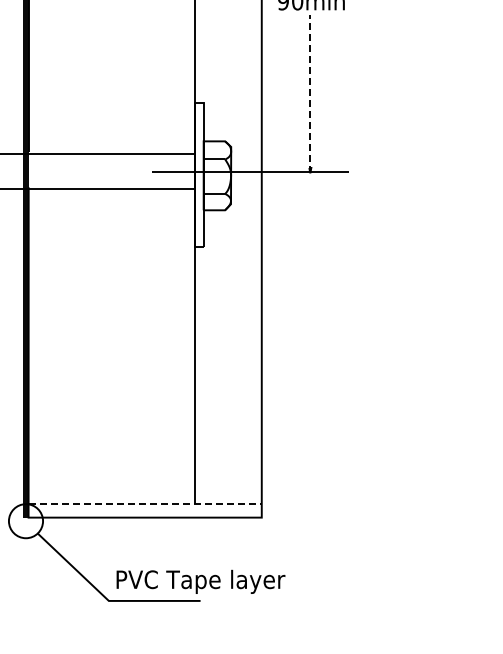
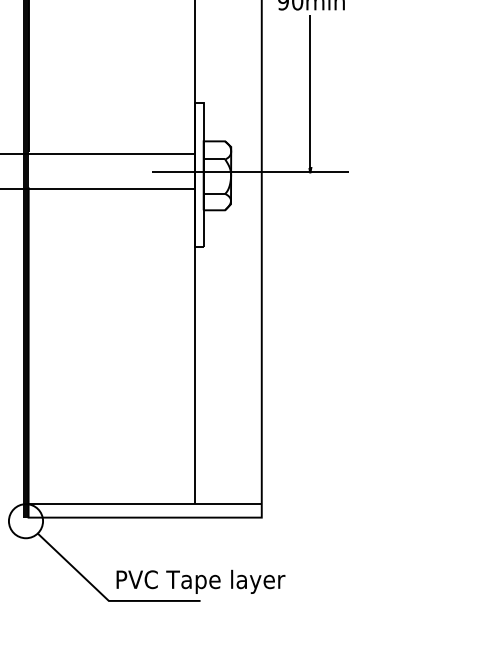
line: dashed -> solid (310, 93)
line: dashed -> solid (145, 503)
